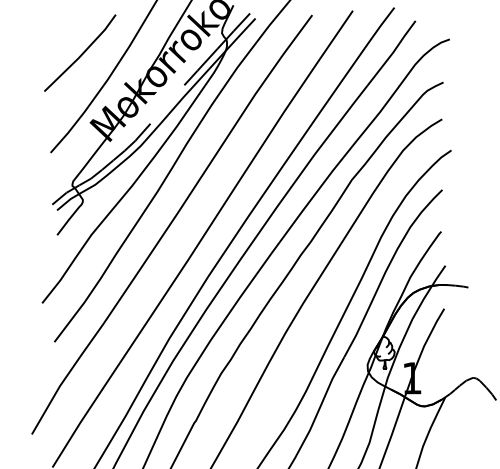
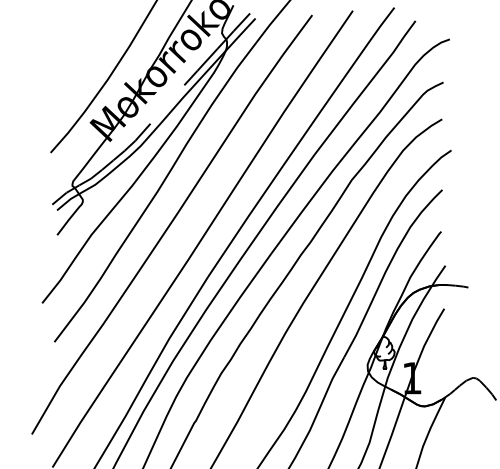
line: present -> none (81, 53)
